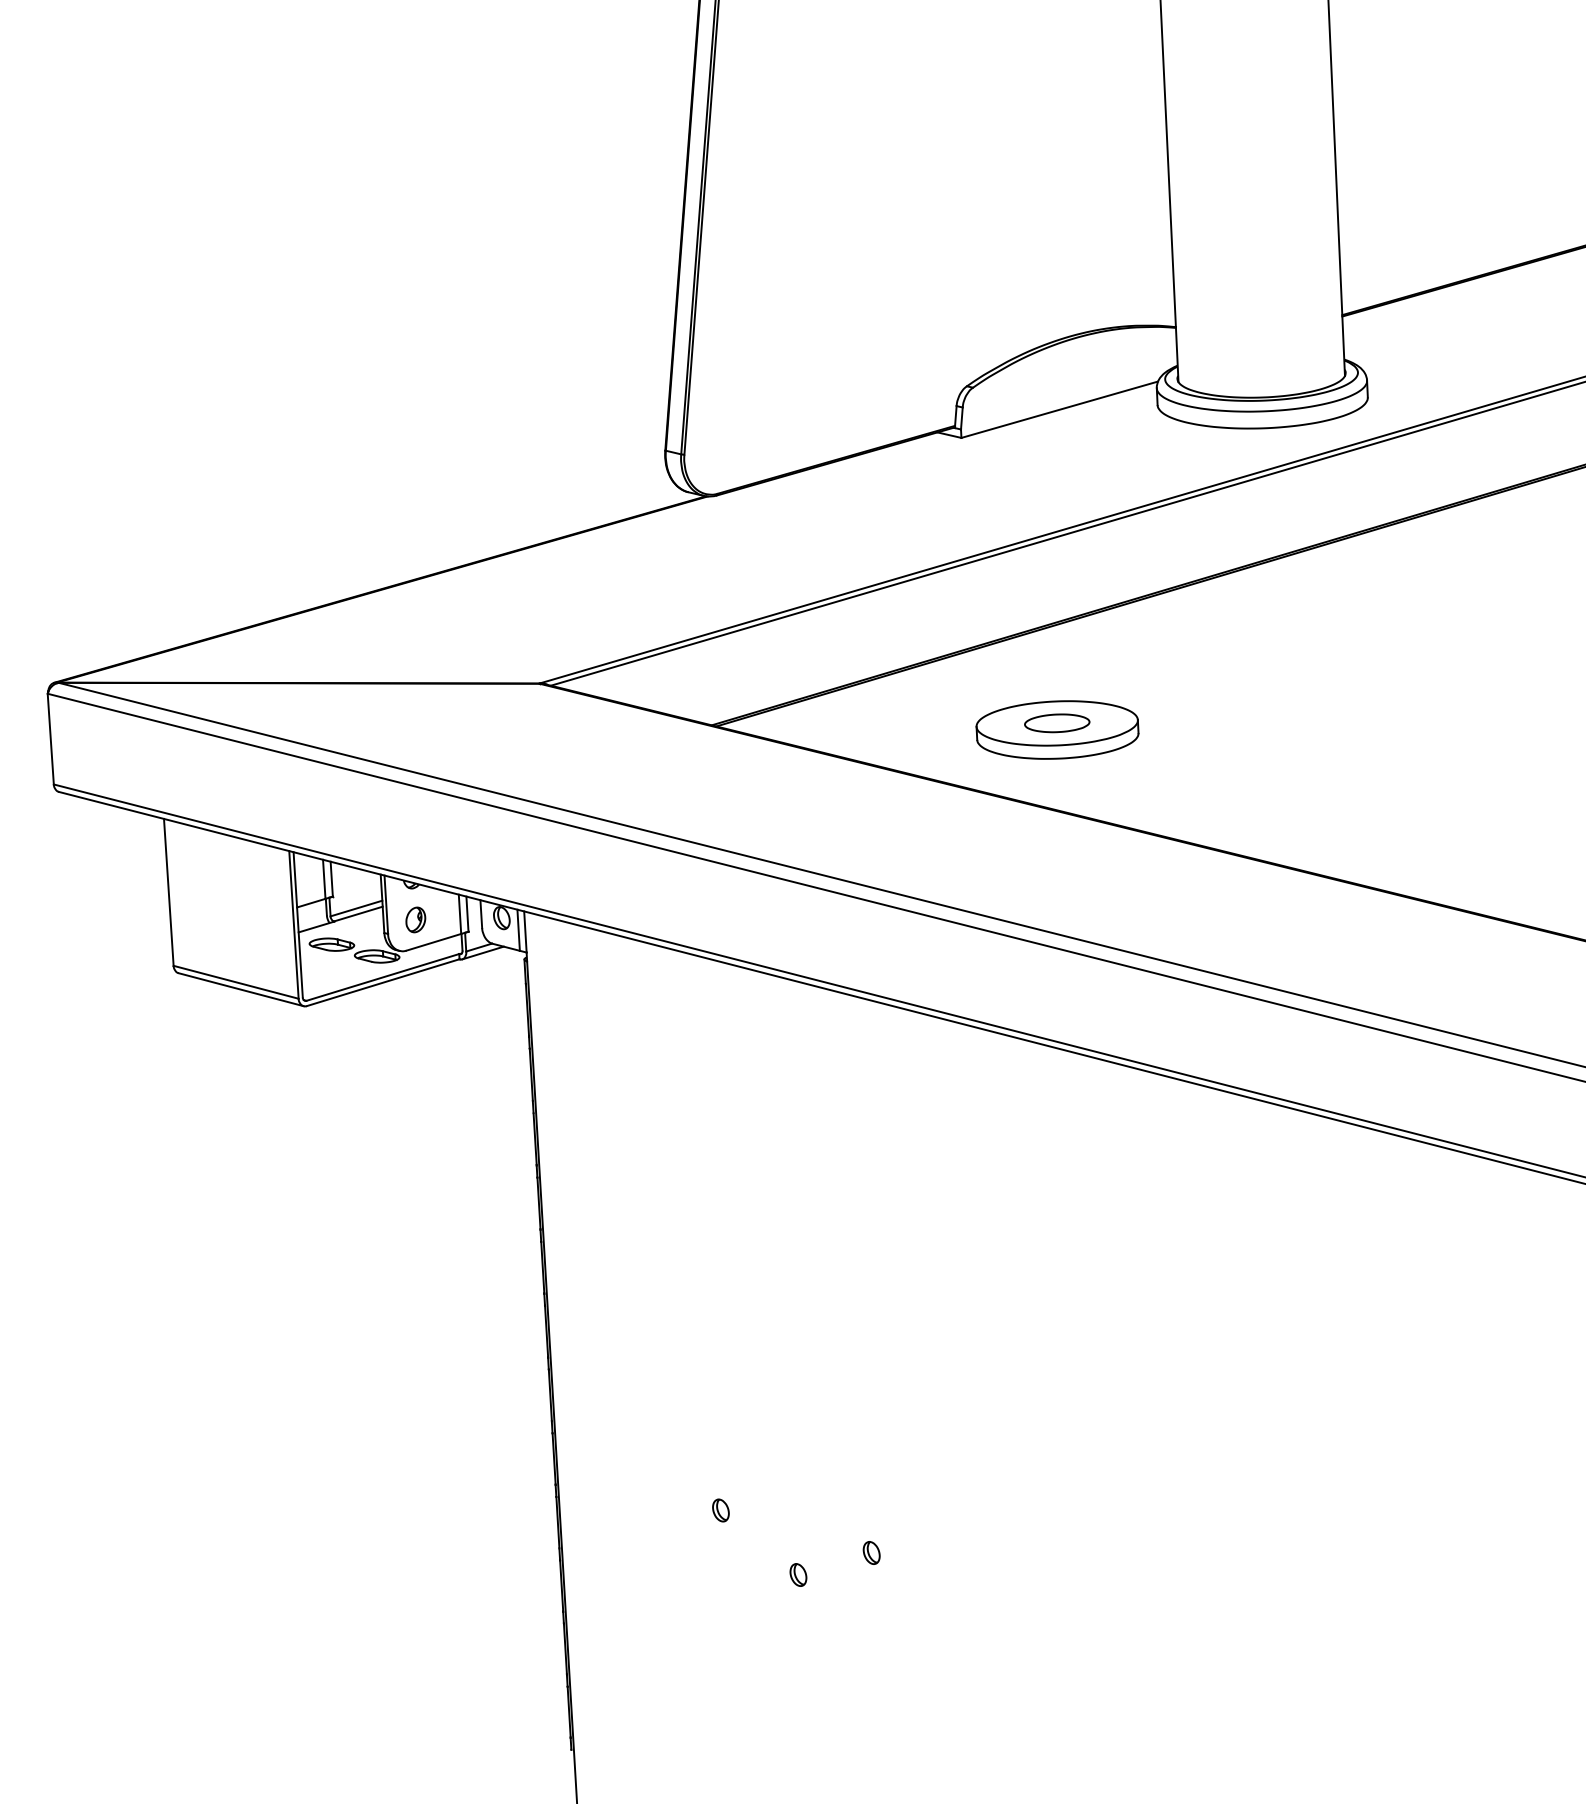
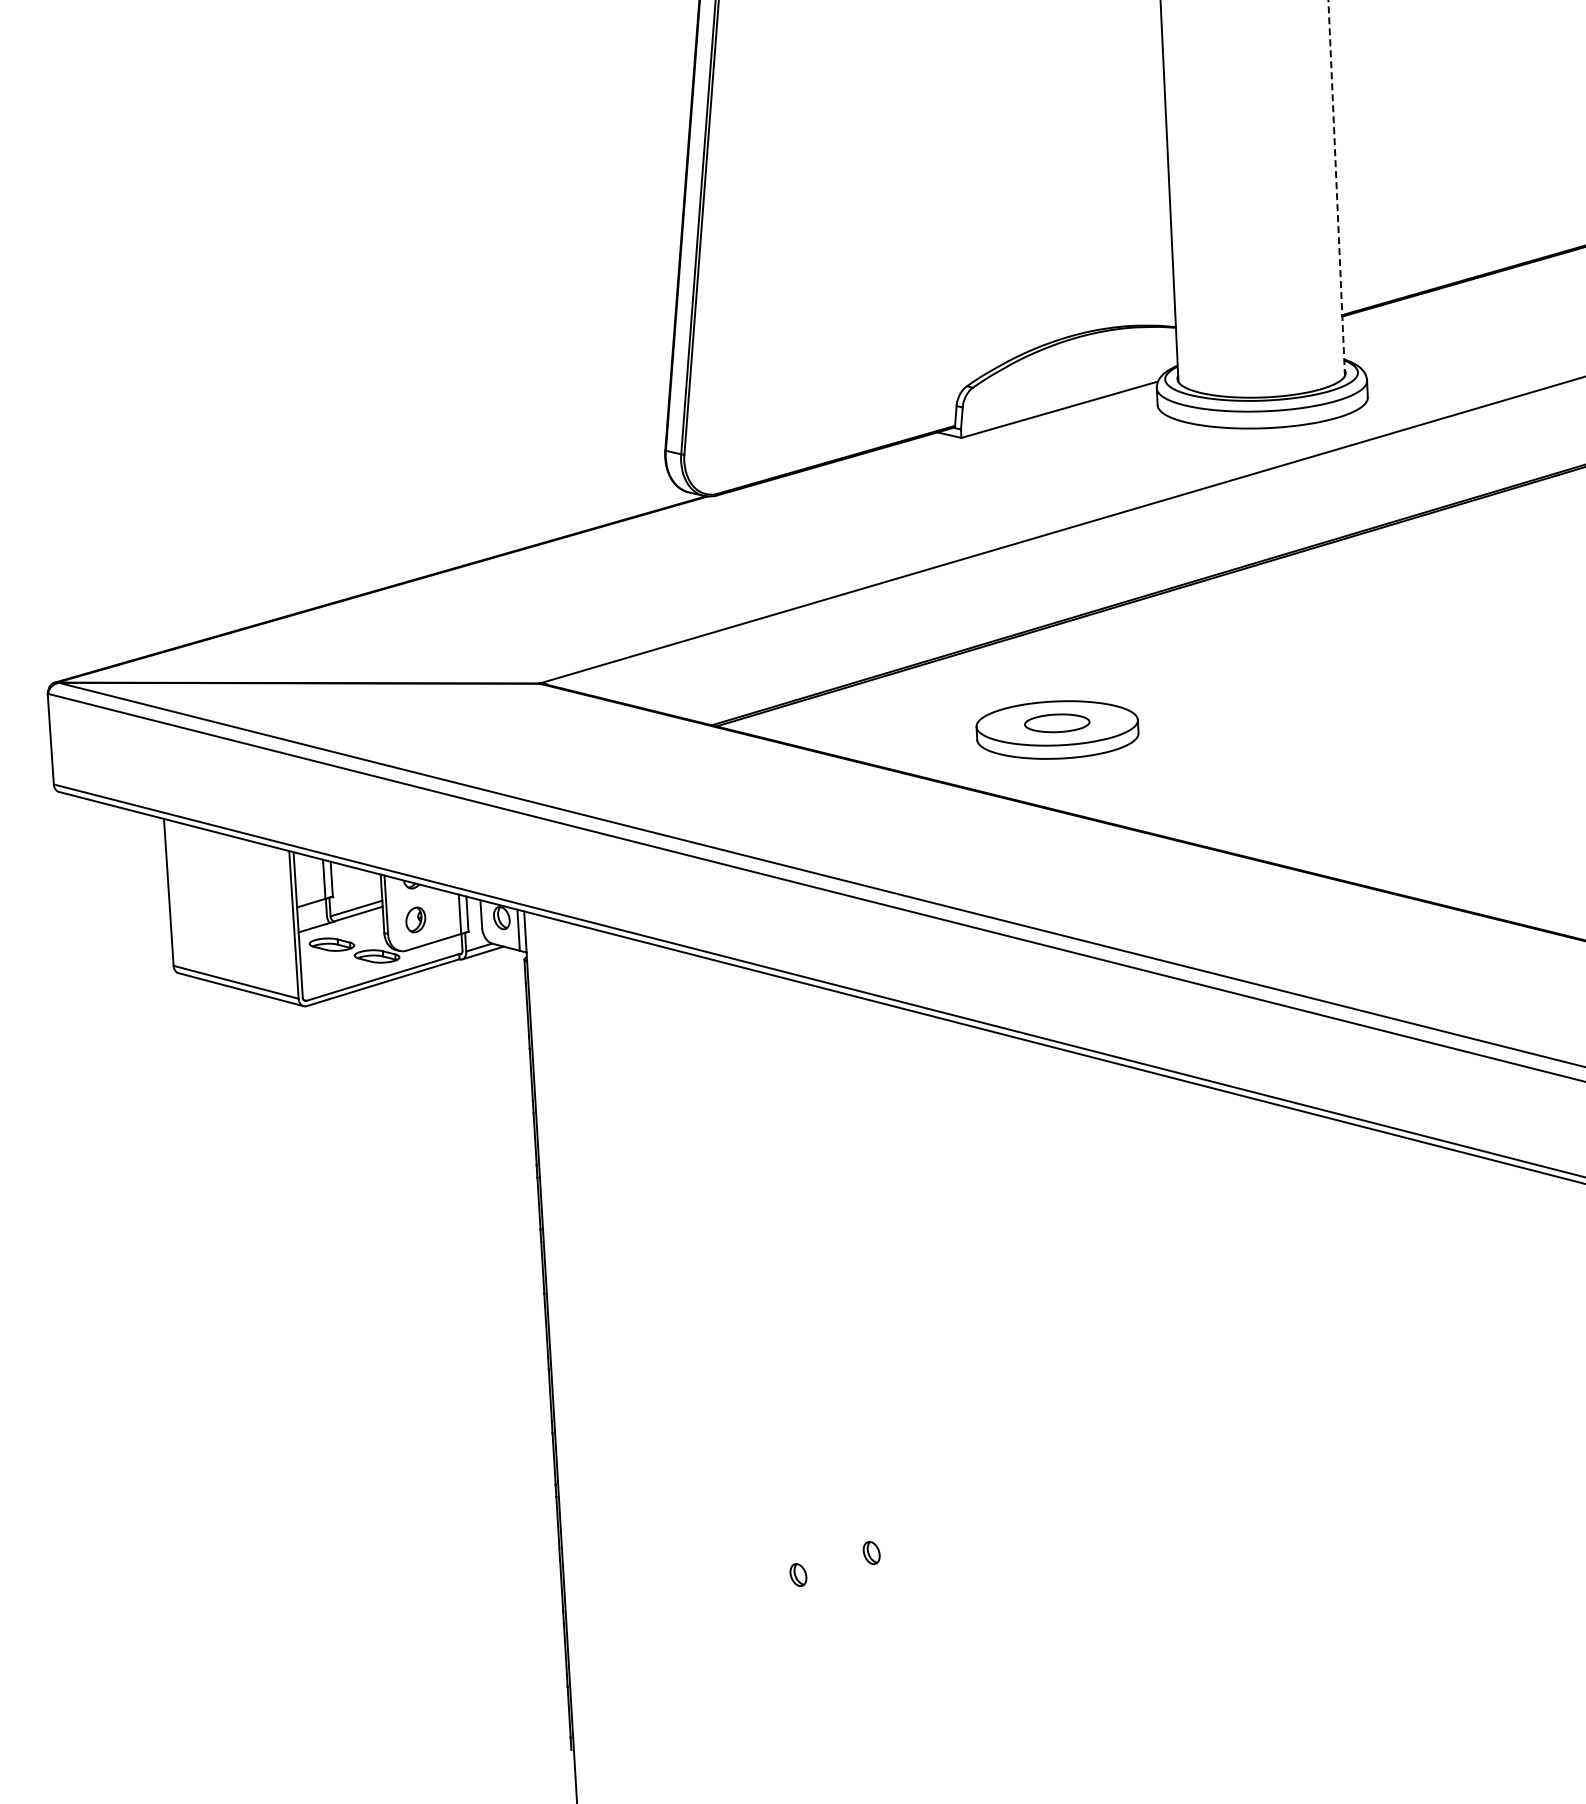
line: solid -> dashed (1336, 188)
line: present -> none (1066, 533)
part: present -> none (720, 1510)
